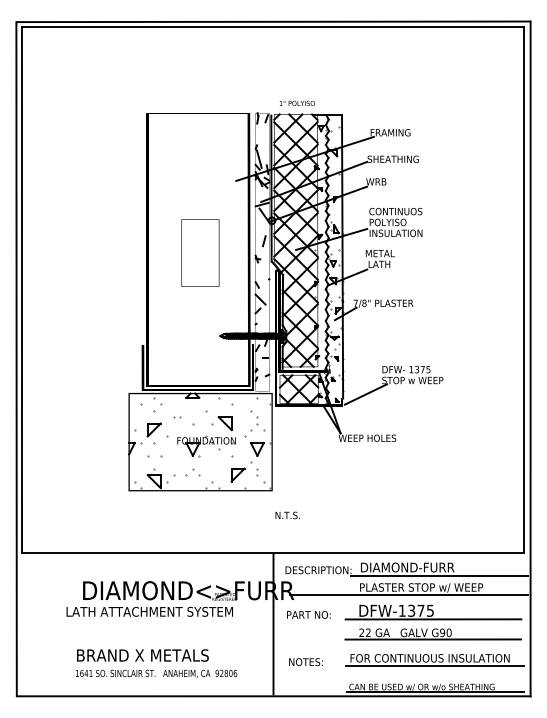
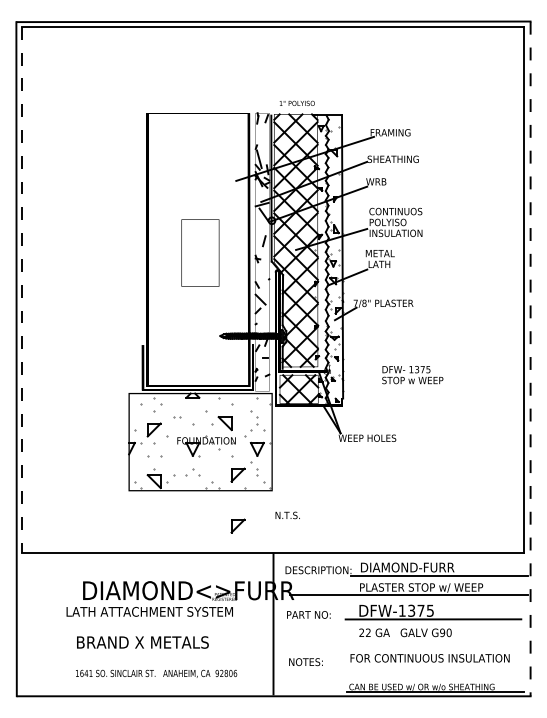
line: solid -> dashed (21, 289)
line: solid -> dashed (530, 359)
line: present -> none (365, 394)
part: none -> present (237, 525)
line: present -> none (433, 639)
text position: (142, 655) -> (142, 642) (142, 642)
line: present -> none (434, 665)
